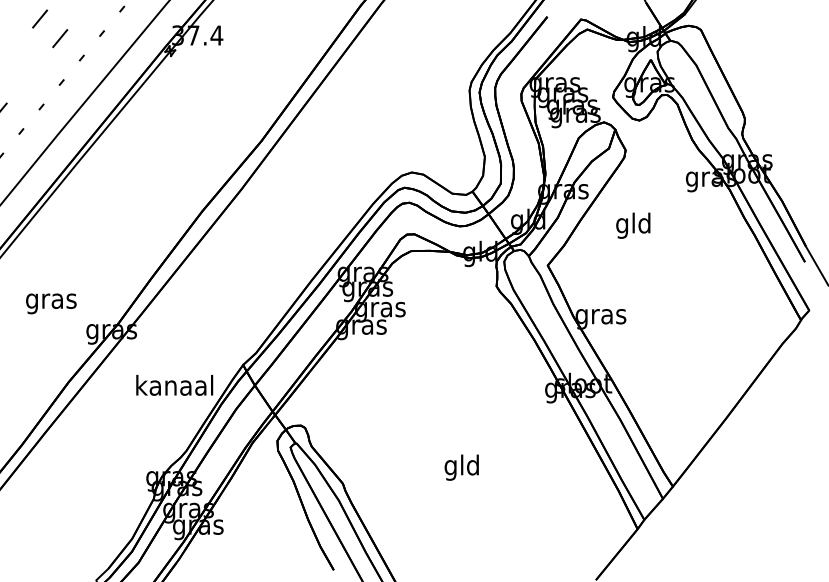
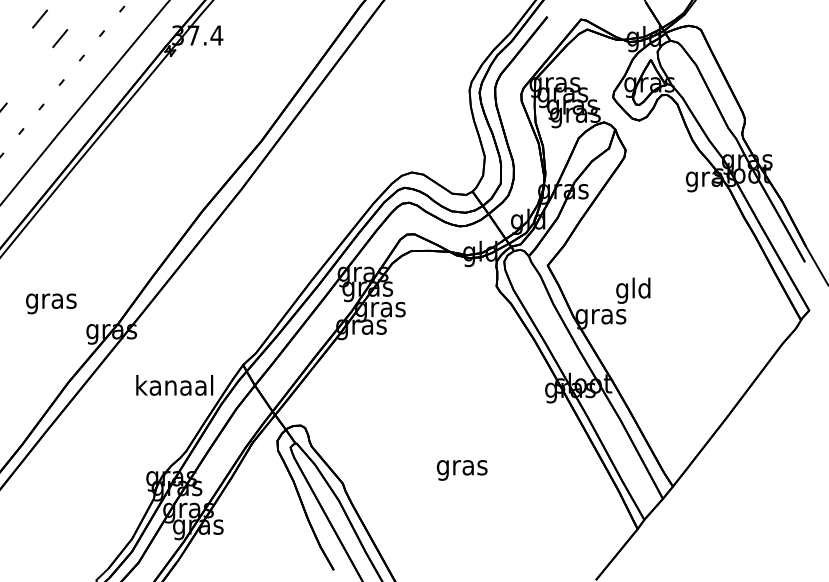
text position: (633, 225) -> (633, 290) (633, 290)
text: gld -> gras (461, 467)
